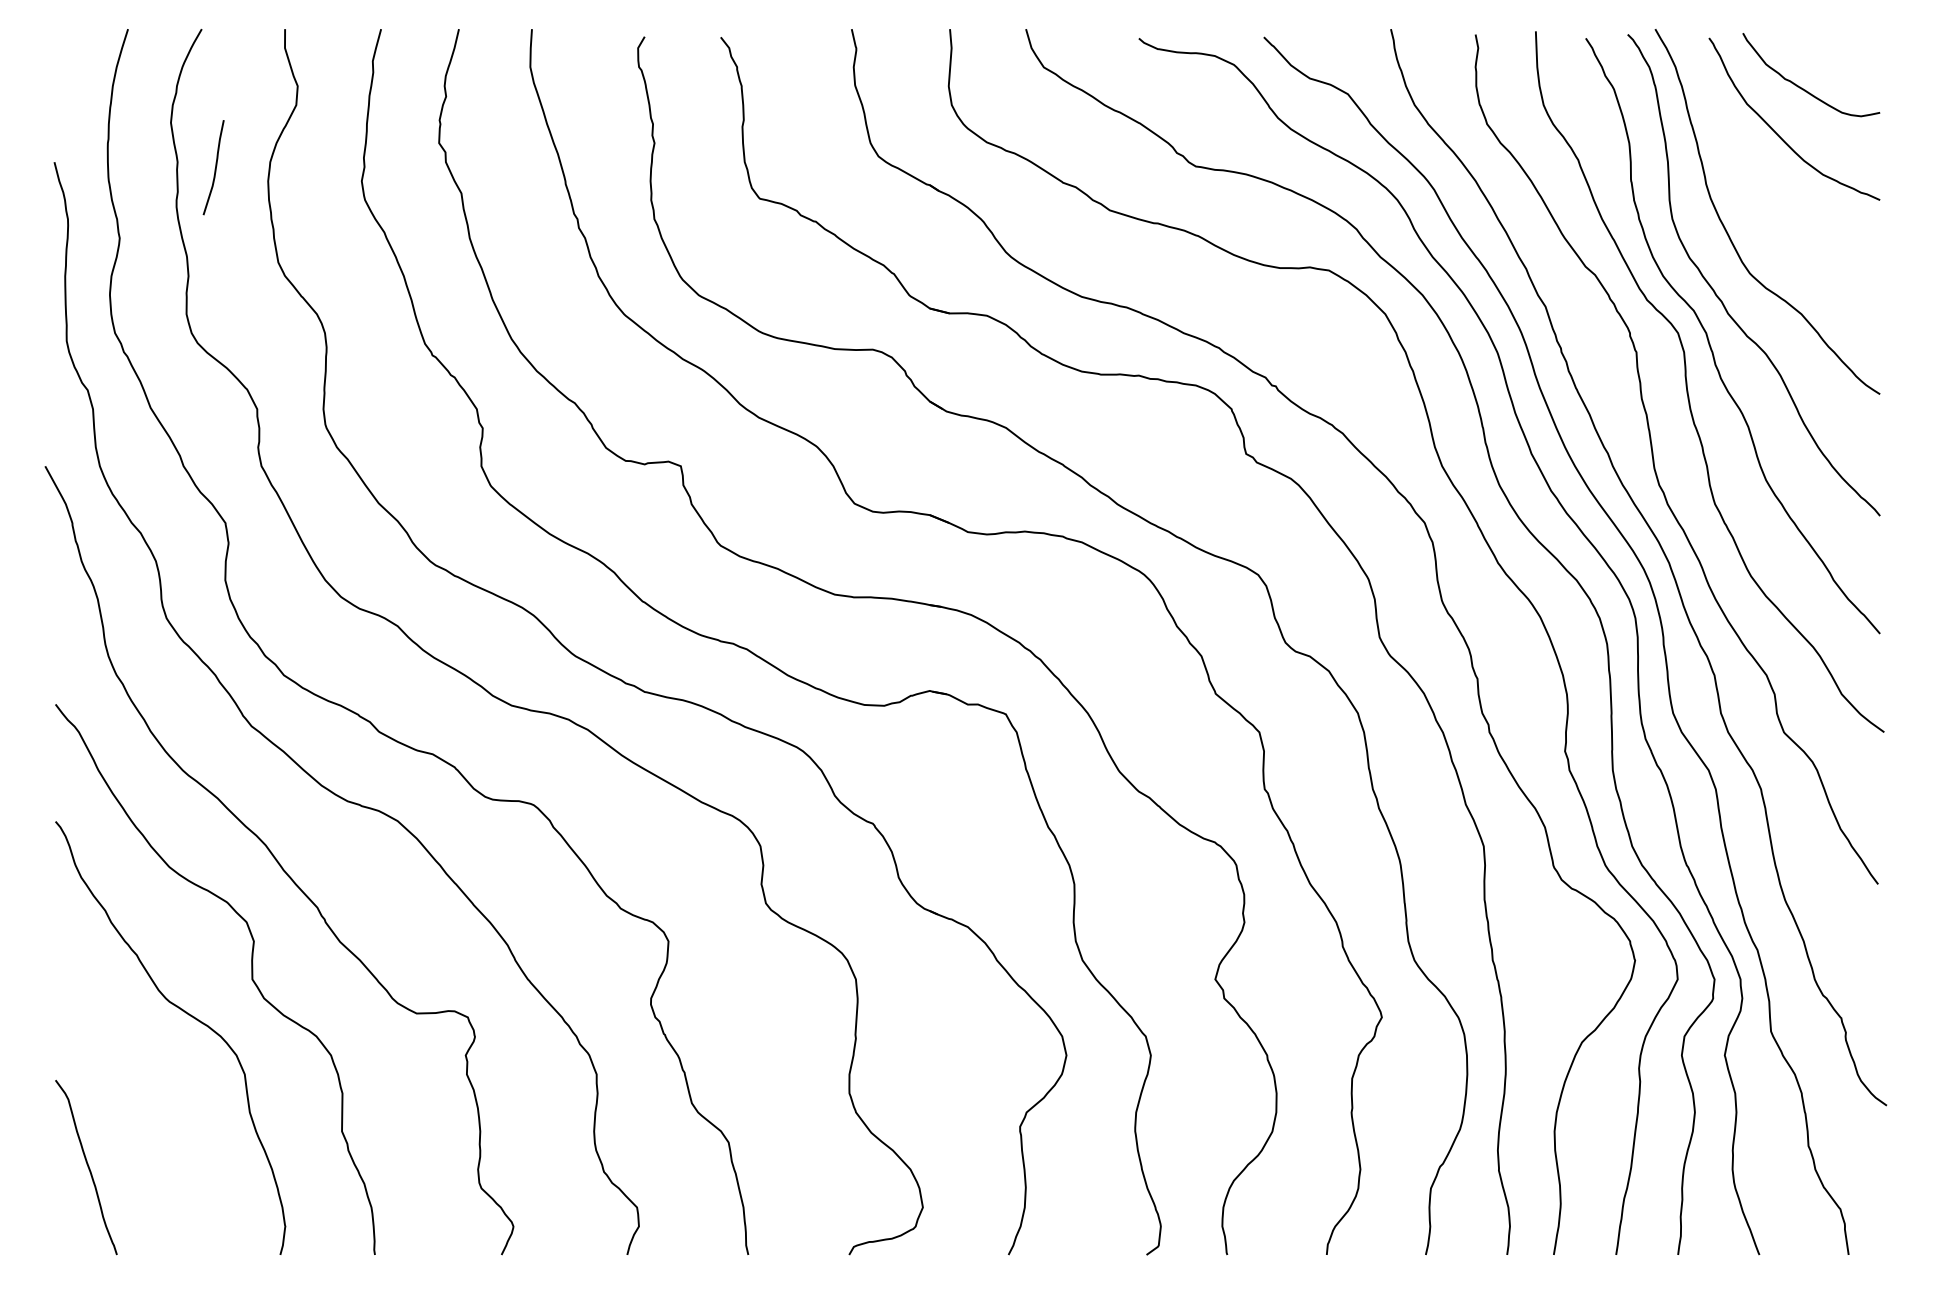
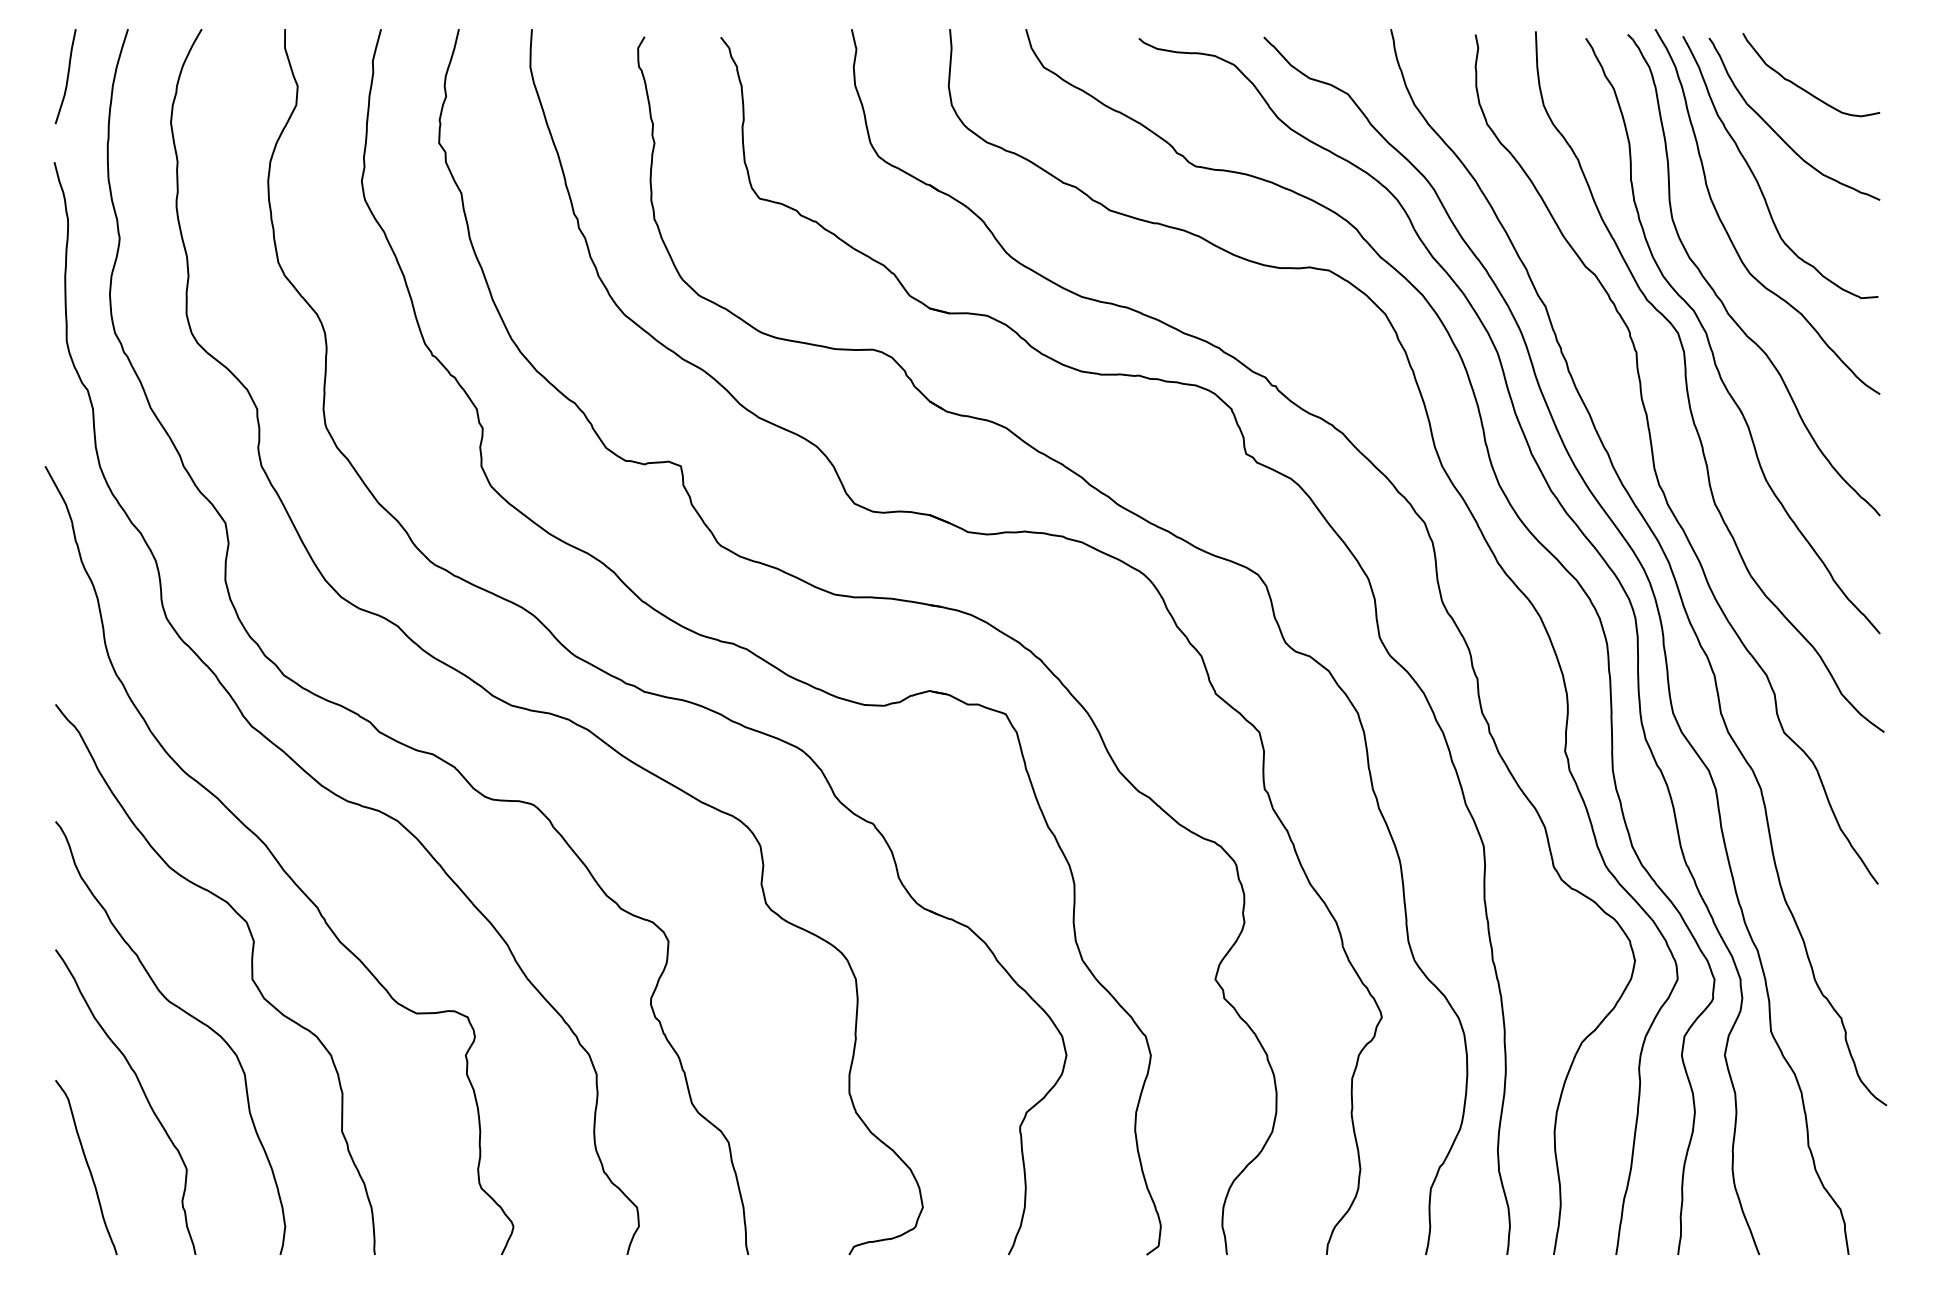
curve position: (214, 168) -> (66, 77) (66, 77)
curve: none -> present (1757, 179)
curve: none -> present (144, 1096)
